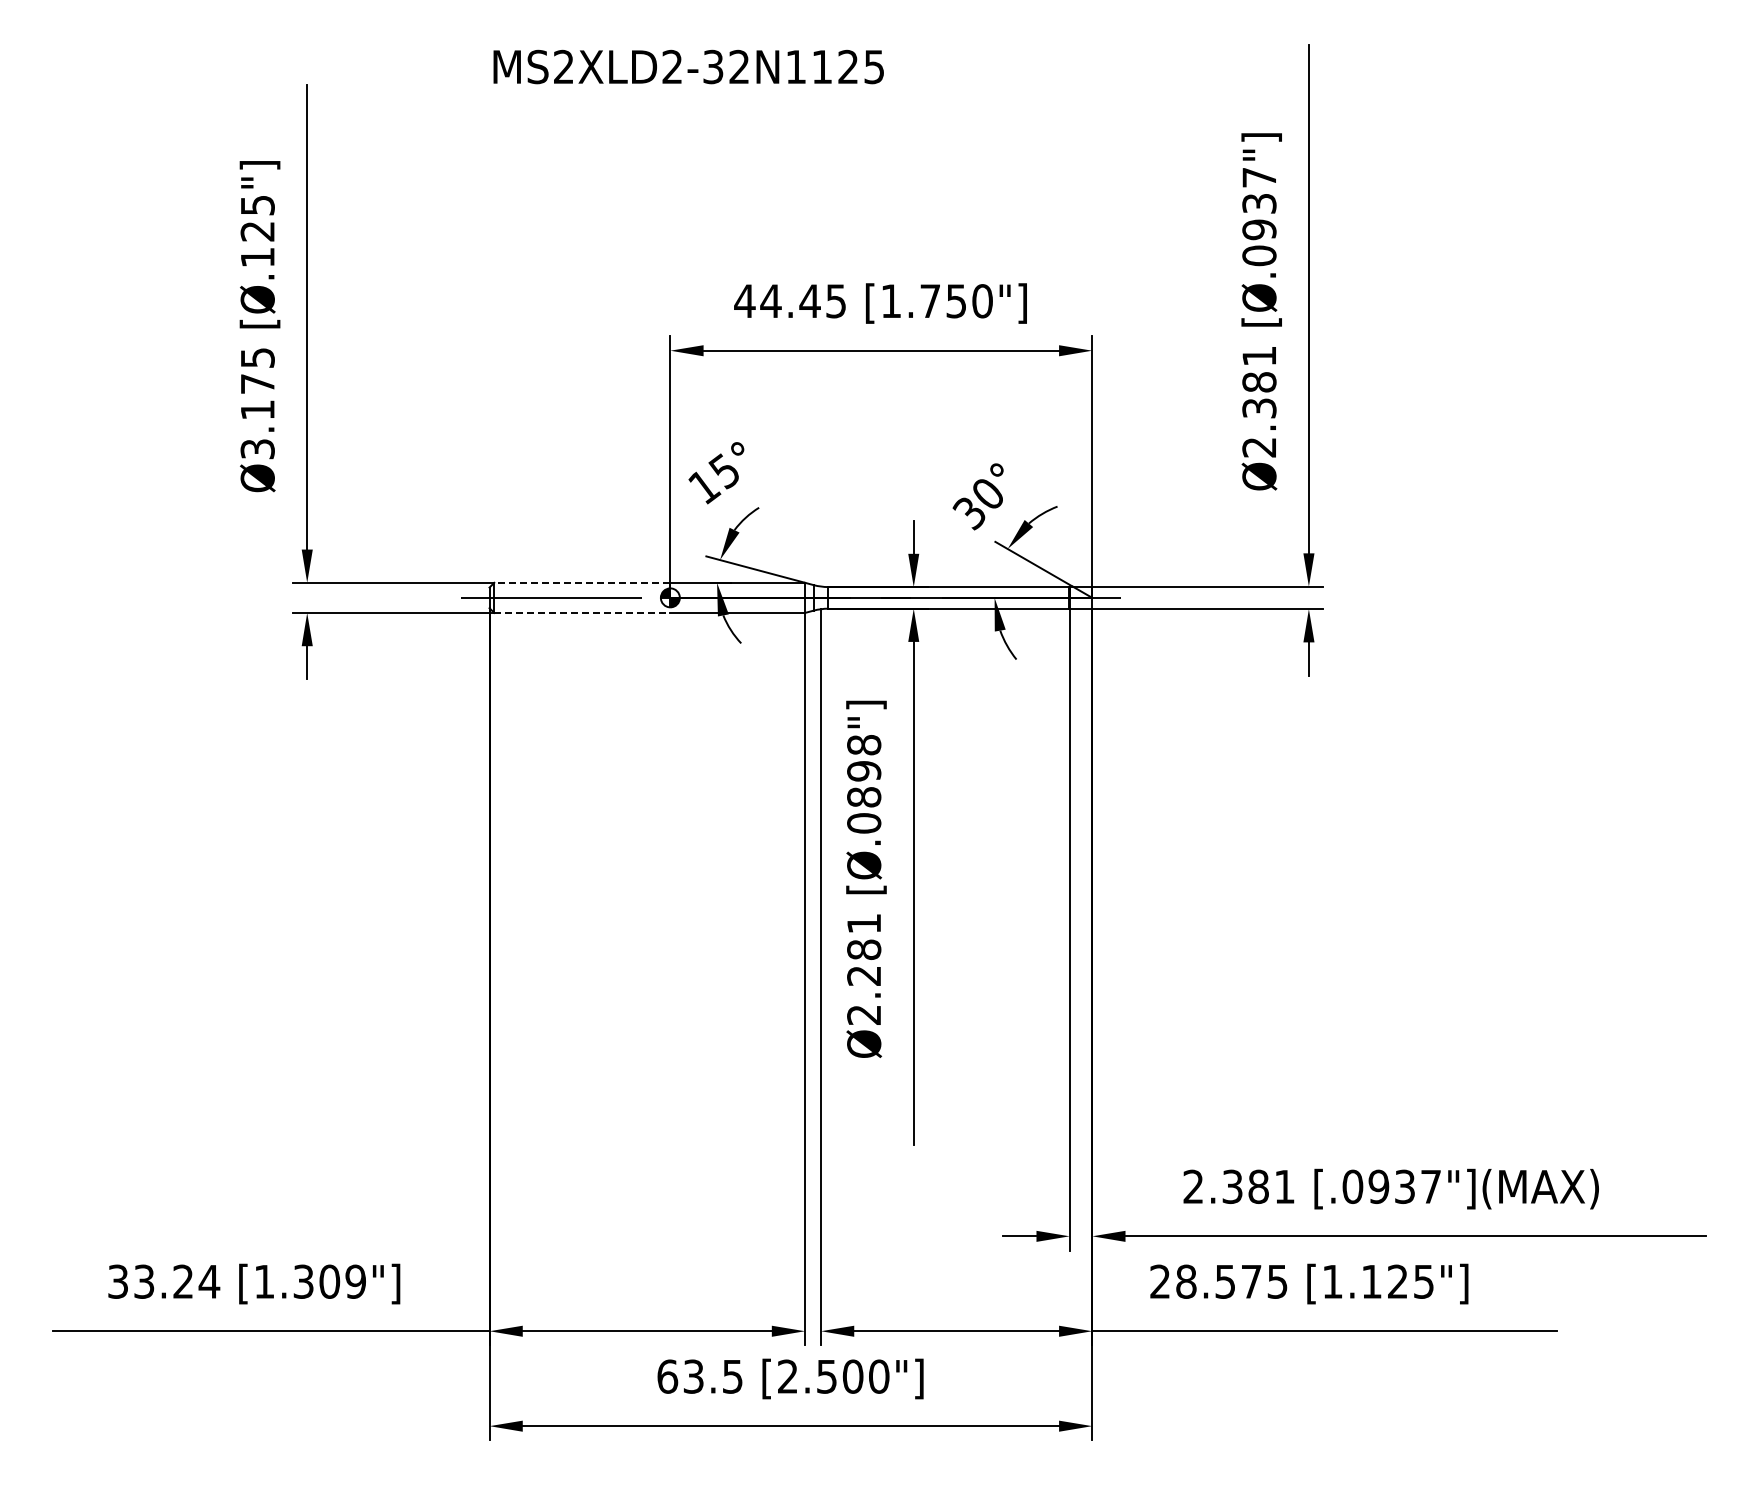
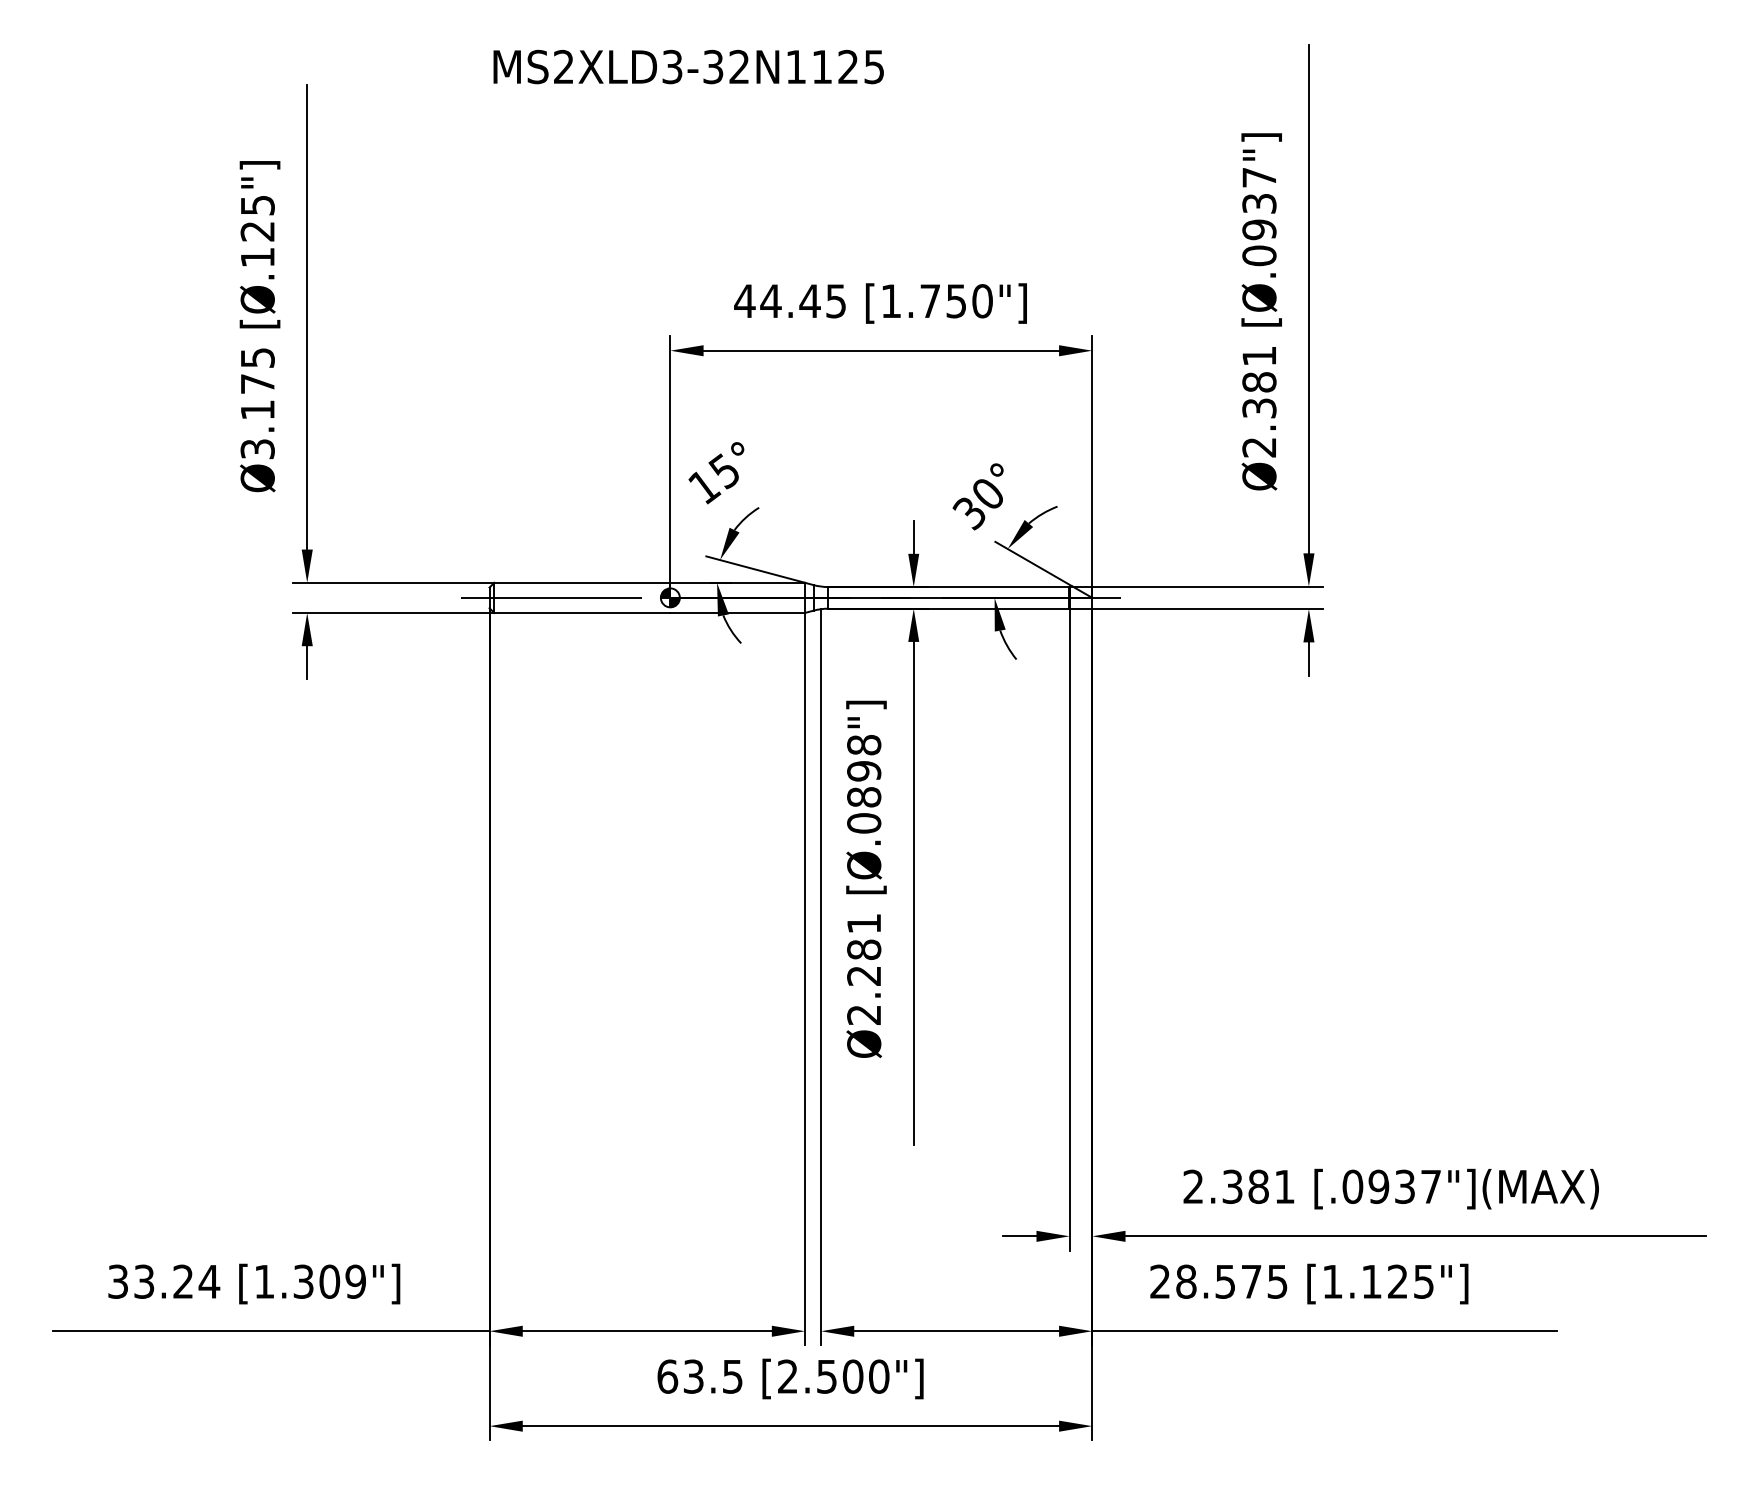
text: MS2XLD2-32N1125 -> MS2XLD3-32N1125 (672, 67)
line: dashed -> solid (581, 582)
line: dashed -> solid (582, 612)
